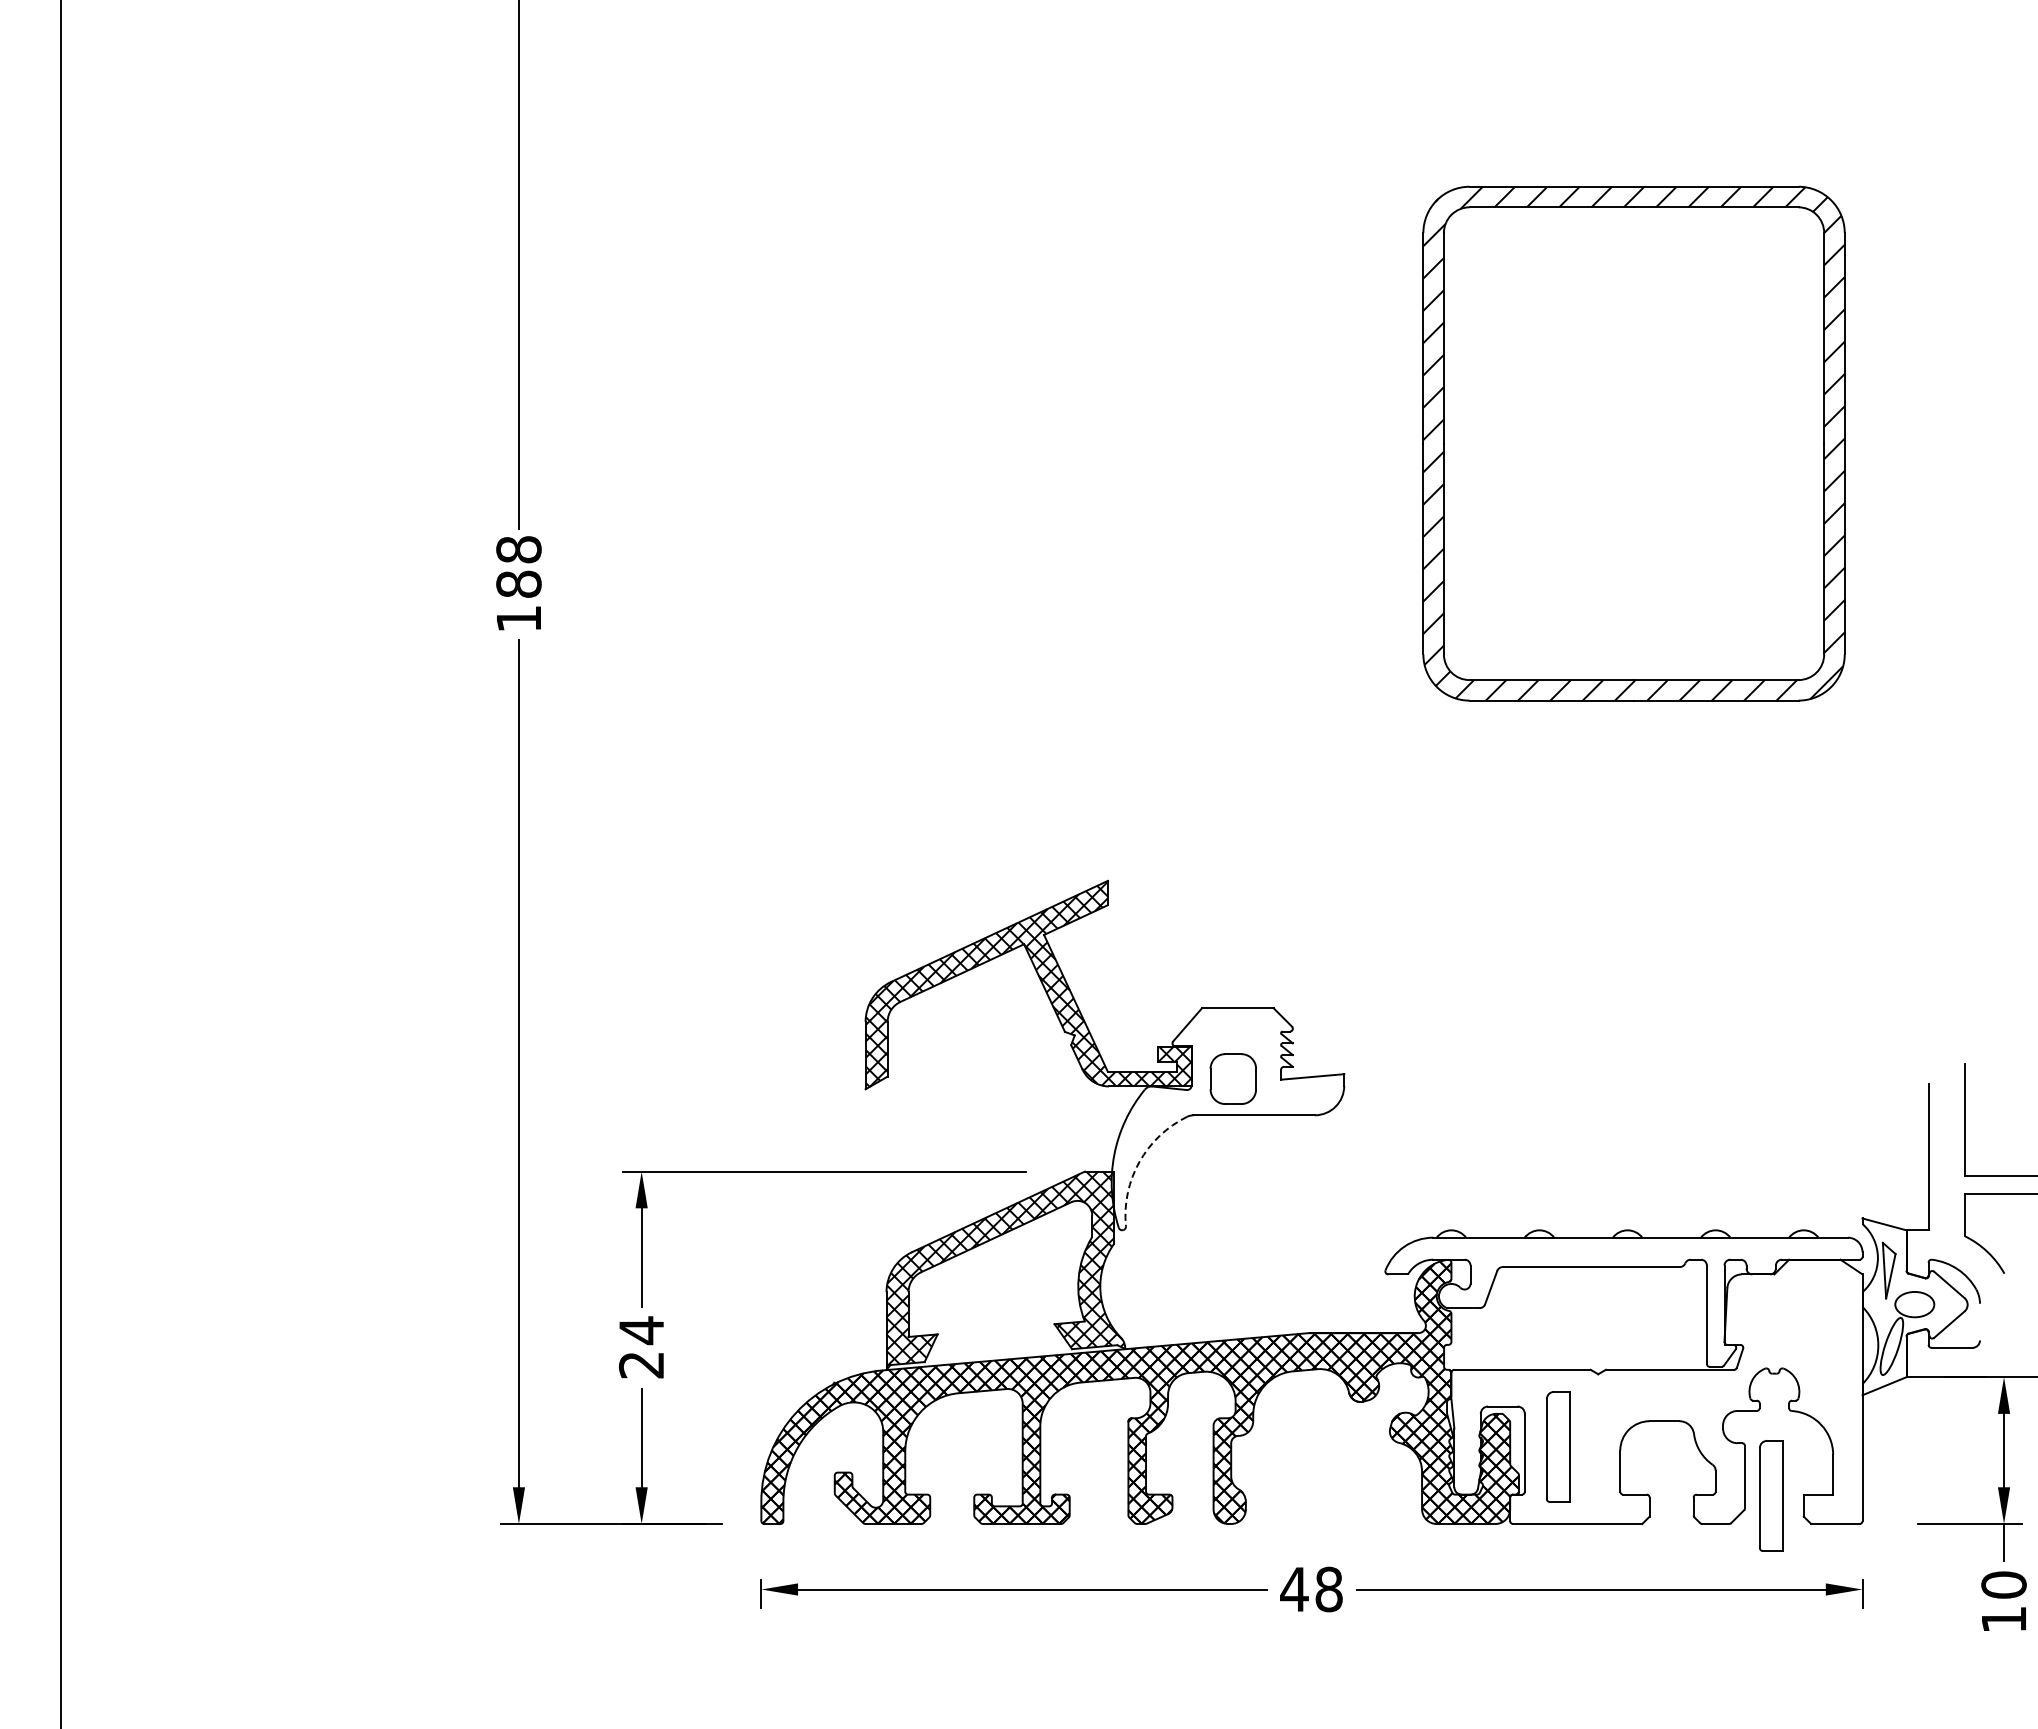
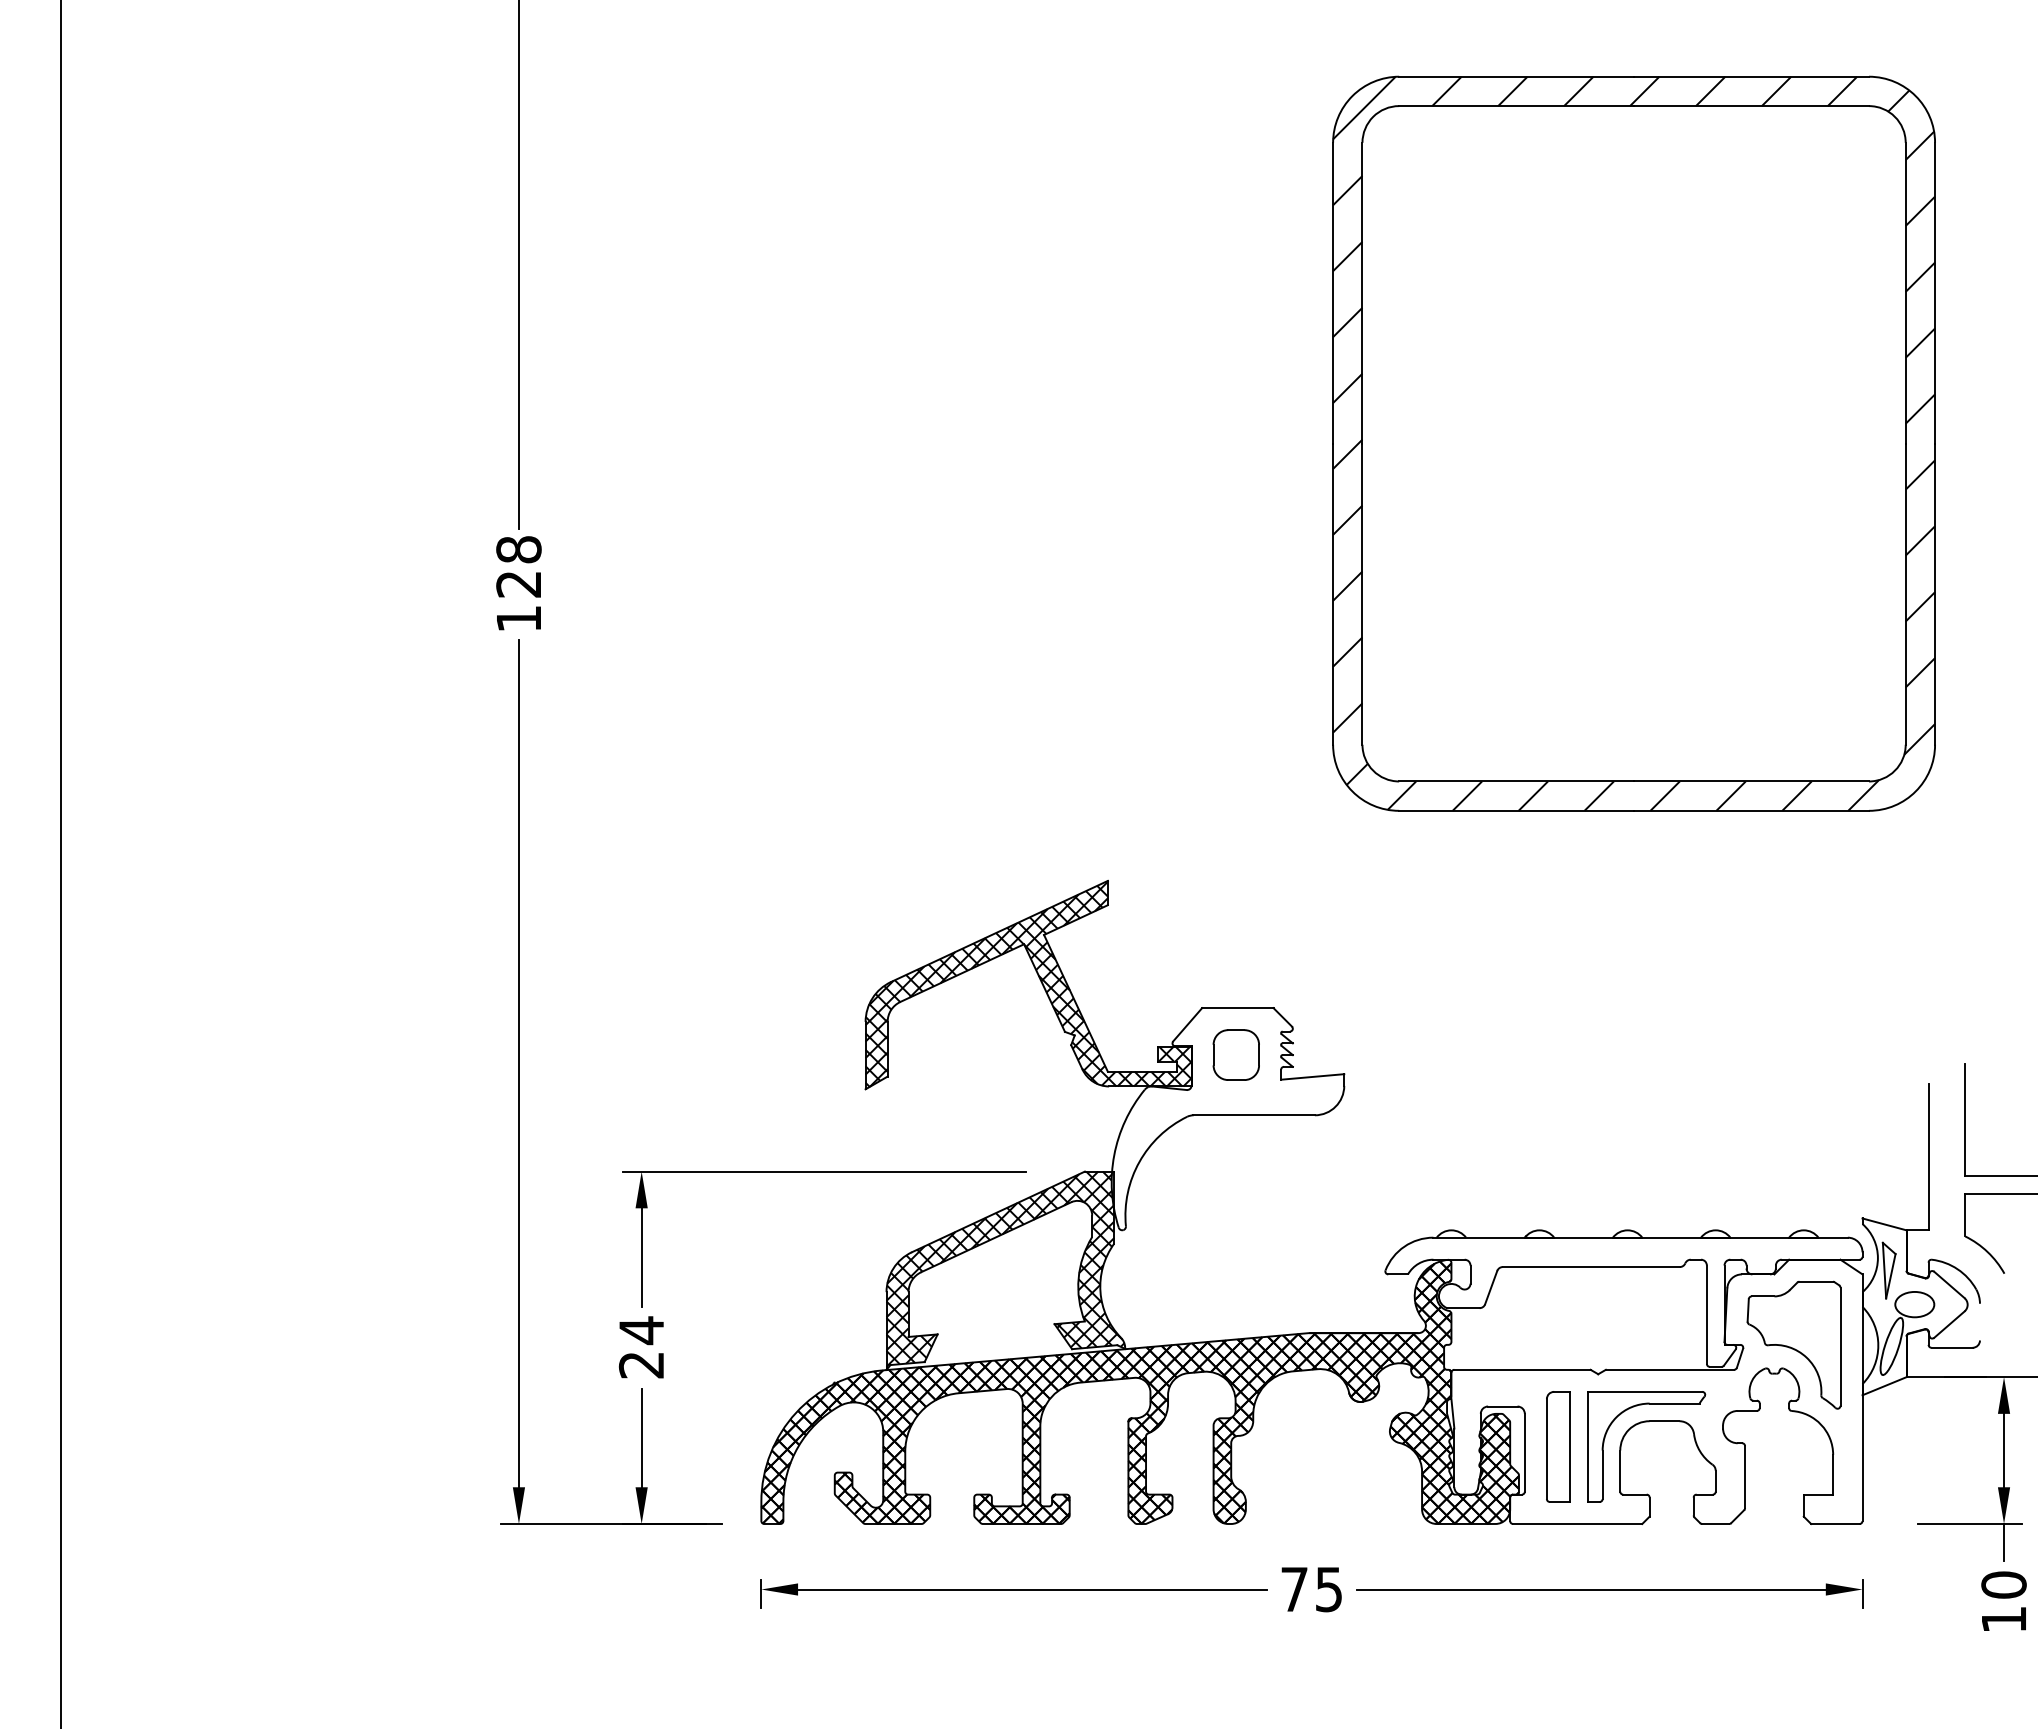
part size: 424x517 px -> 604x737 px (1633, 443)
text: 188 -> 128 (518, 583)
part position: (1232, 1078) -> (1235, 1054) (1235, 1054)
arc: dashed -> solid (1139, 1161)
part: none -> present (1793, 1344)
part: none -> present (1624, 1412)
part: present -> none (1771, 1495)
text: 48 -> 75 (1311, 1589)
